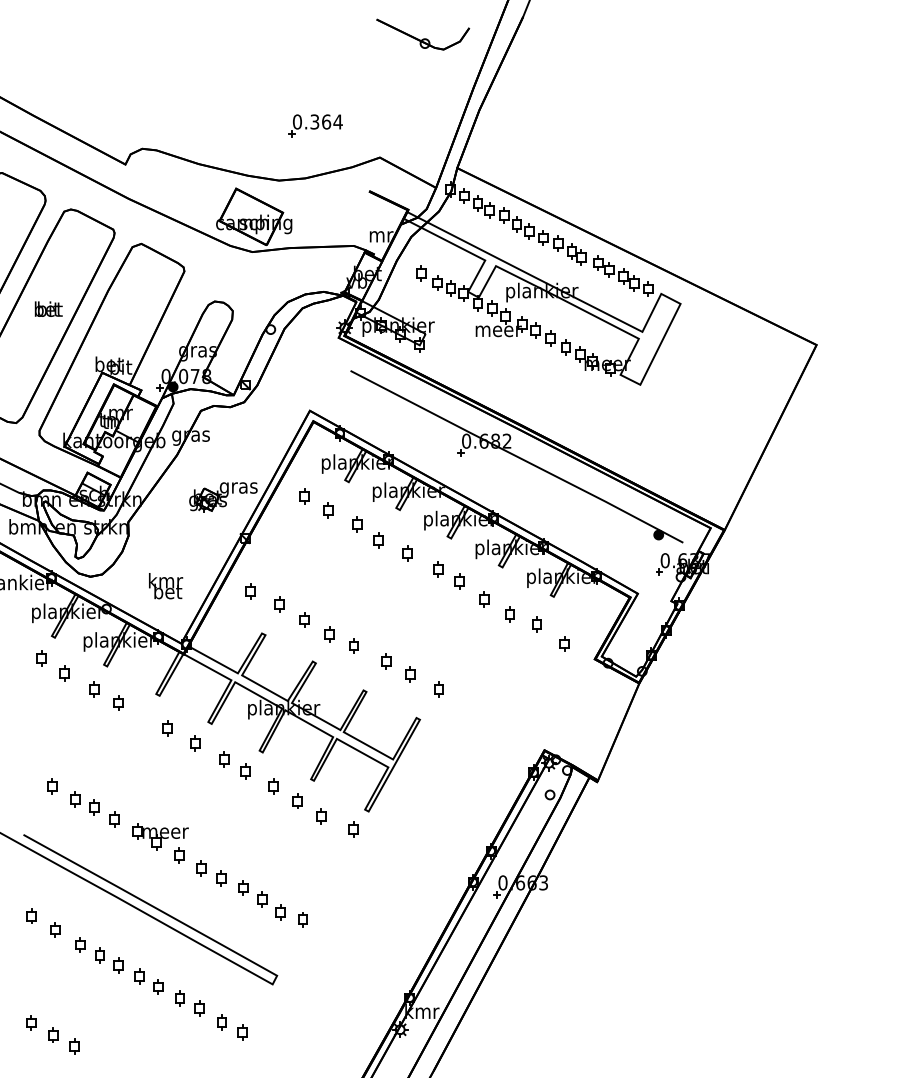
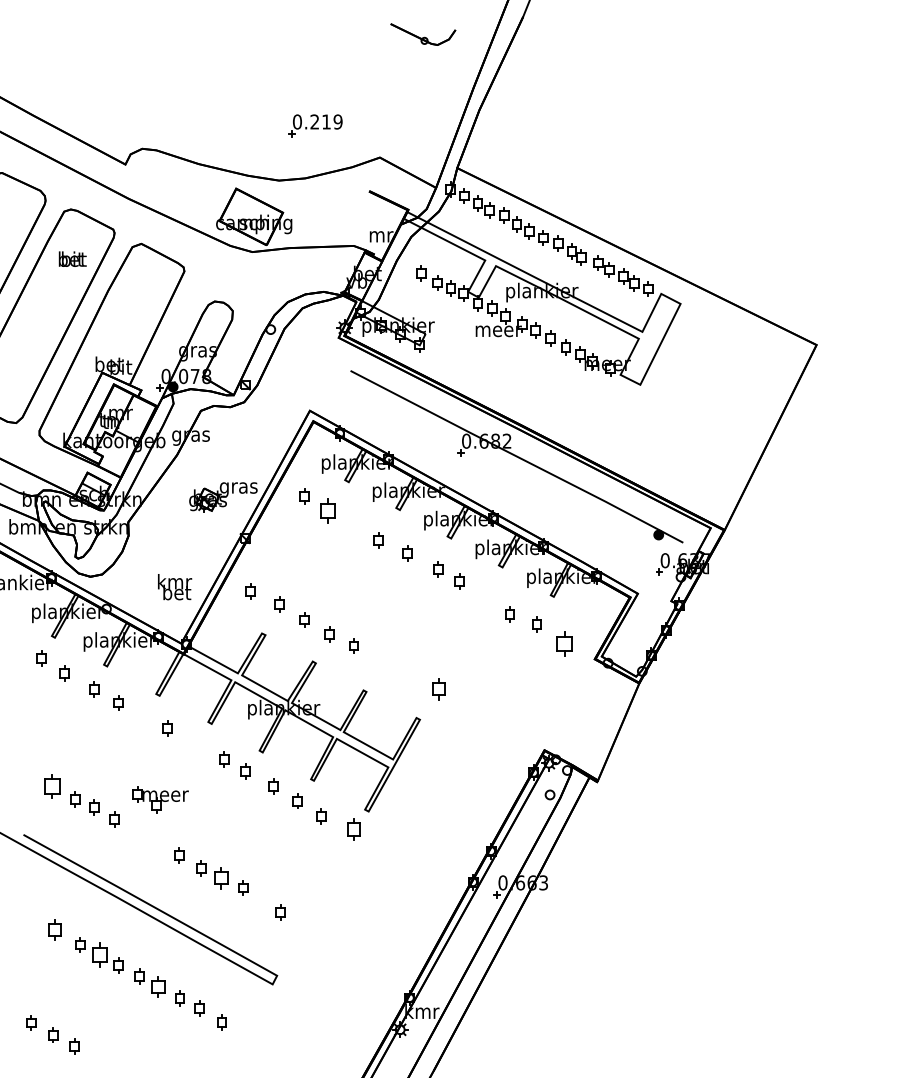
part size: 95x33 px -> 67x23 px (423, 34)
text: 0.364 -> 0.219 (326, 121)
text position: (48, 308) -> (72, 258) (72, 258)
part size: 11x17 px -> 16x26 px (327, 510)
part: present -> none (357, 524)
text position: (166, 586) -> (175, 587) (175, 587)
part: present -> none (484, 599)
part size: 11x16 px -> 17x26 px (564, 643)
part: present -> none (386, 661)
part: present -> none (410, 674)
part size: 10x17 px -> 14x23 px (438, 689)
part: present -> none (195, 743)
part size: 11x17 px -> 17x25 px (52, 786)
part size: 11x17 px -> 14x23 px (353, 829)
part position: (160, 836) -> (160, 799) (160, 799)
part size: 11x17 px -> 15x23 px (221, 878)
part: present -> none (262, 899)
part: present -> none (31, 915)
part: present -> none (302, 919)
part size: 11x16 px -> 14x22 px (54, 929)
part size: 10x17 px -> 16x26 px (99, 954)
part size: 11x16 px -> 15x22 px (158, 986)
part: present -> none (242, 1032)
